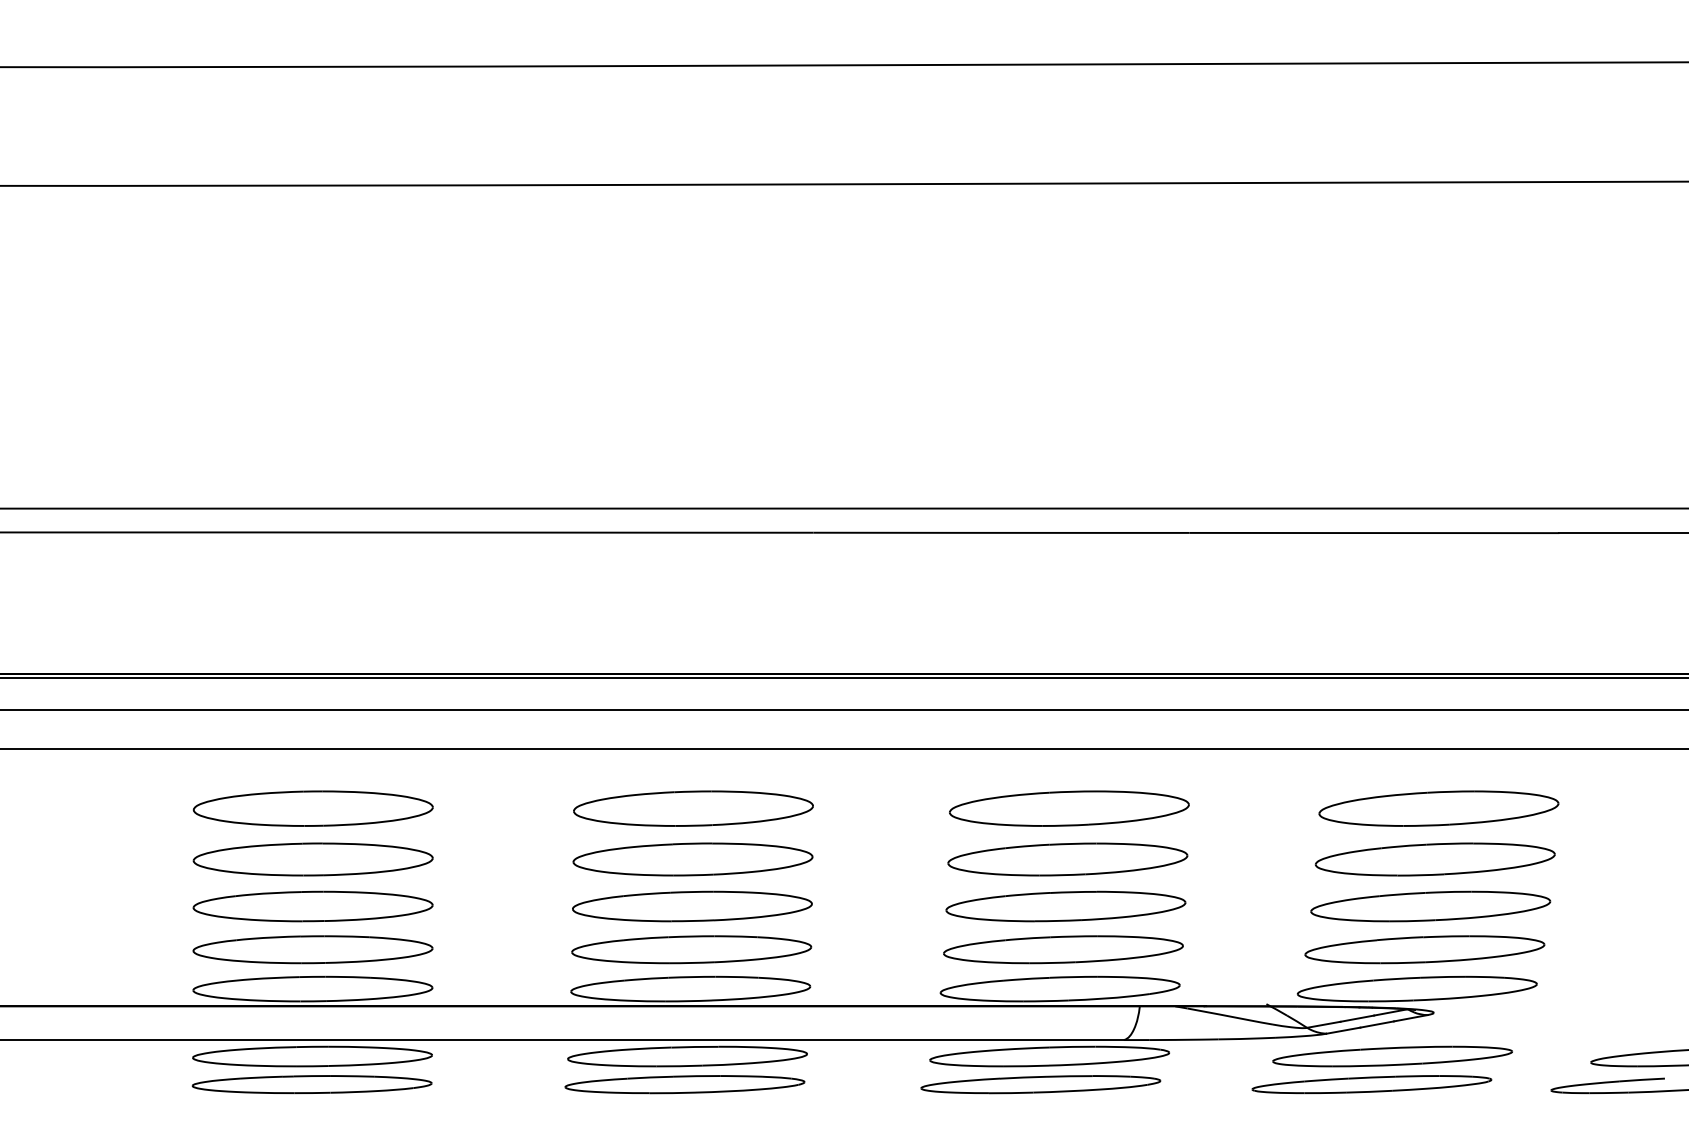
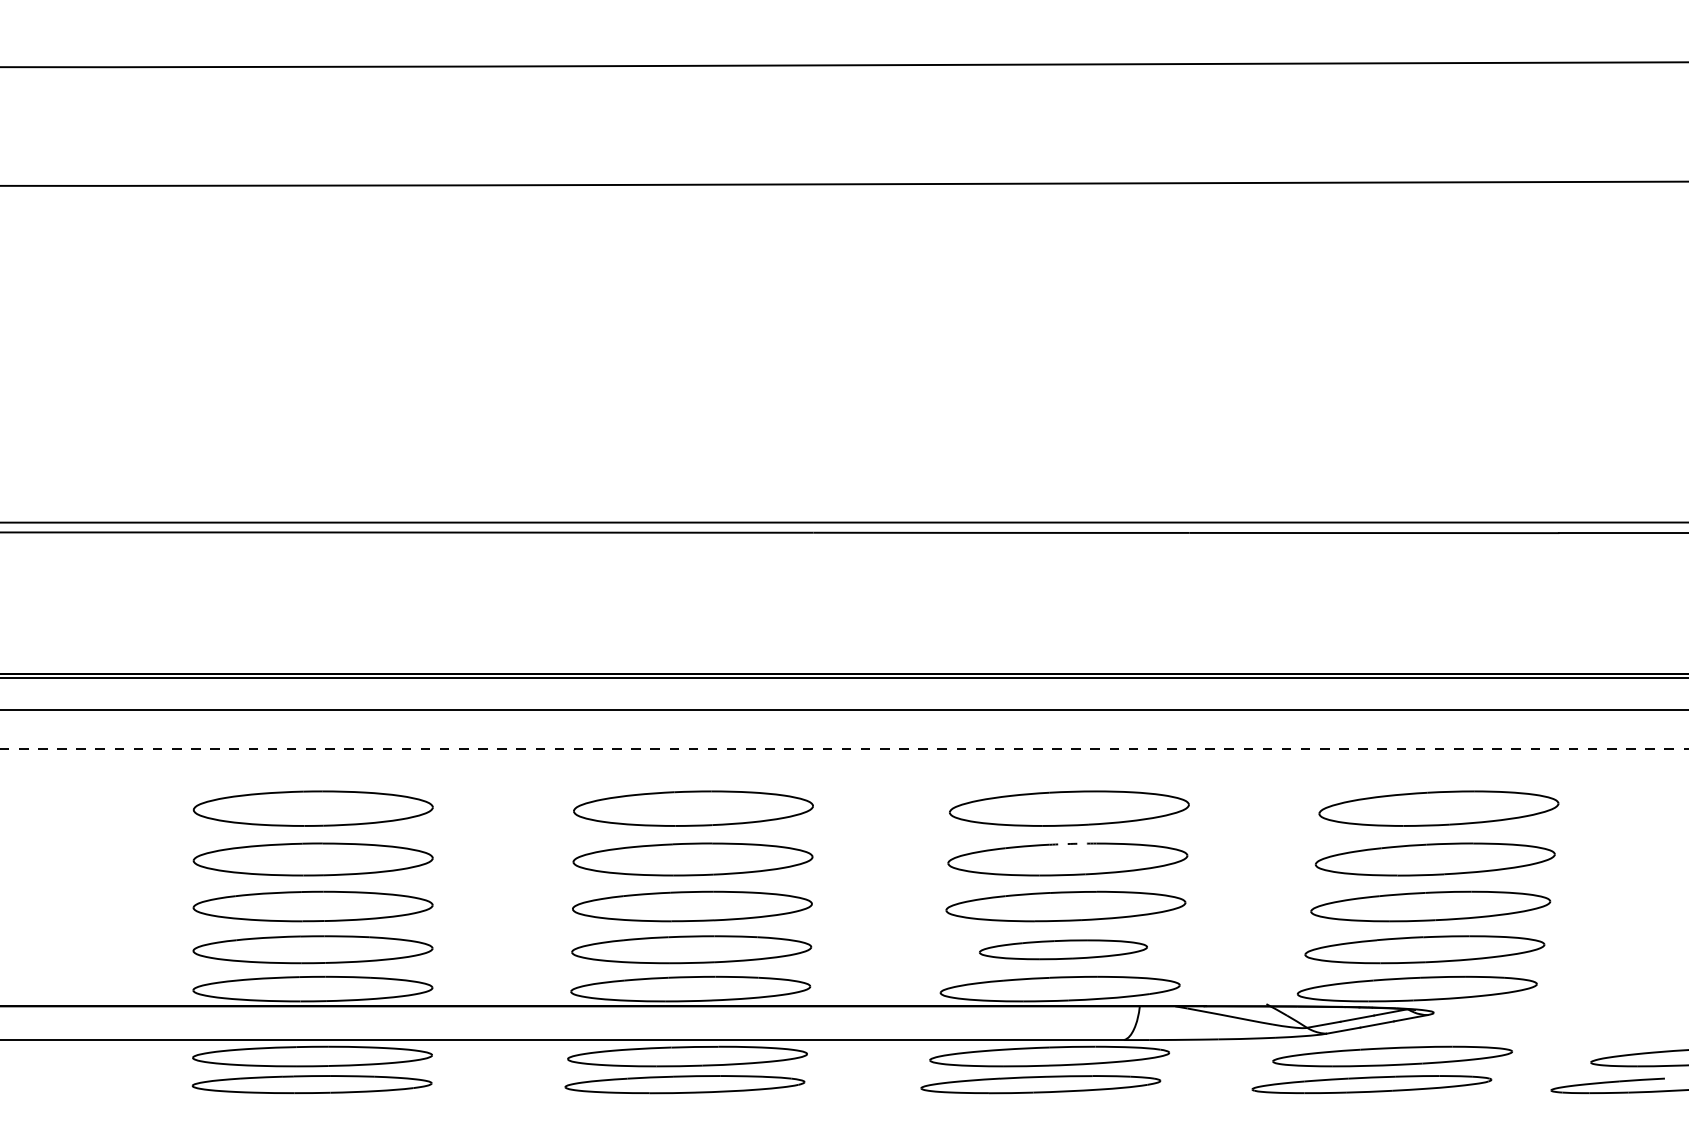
line position: (843, 508) -> (843, 522) (843, 522)
line: solid -> dashed (844, 748)
arc: solid -> dashed (1073, 843)
part size: 241x30 px -> 169x22 px (1063, 949)
